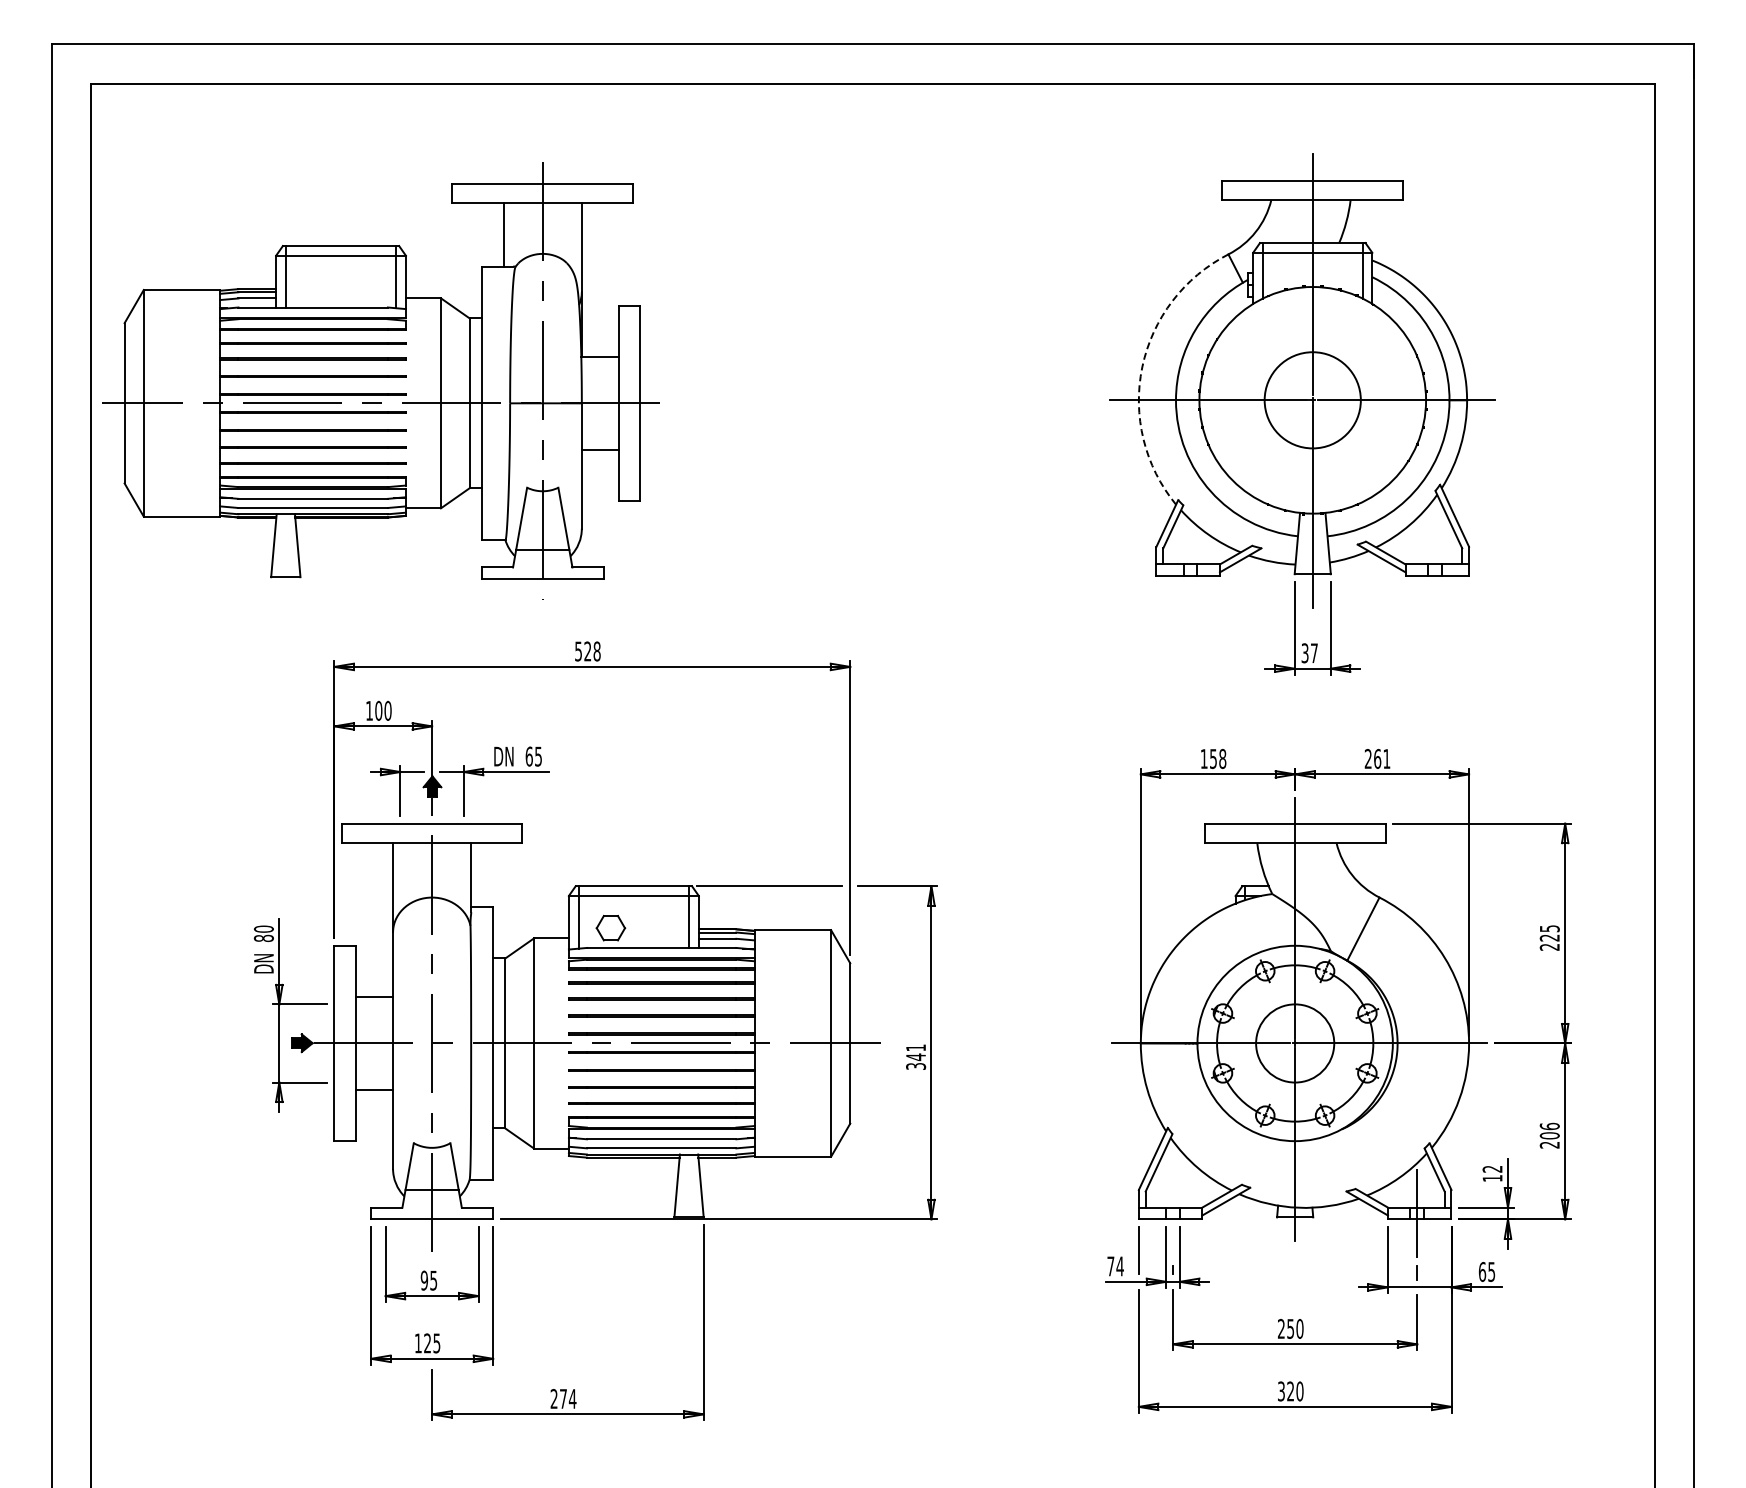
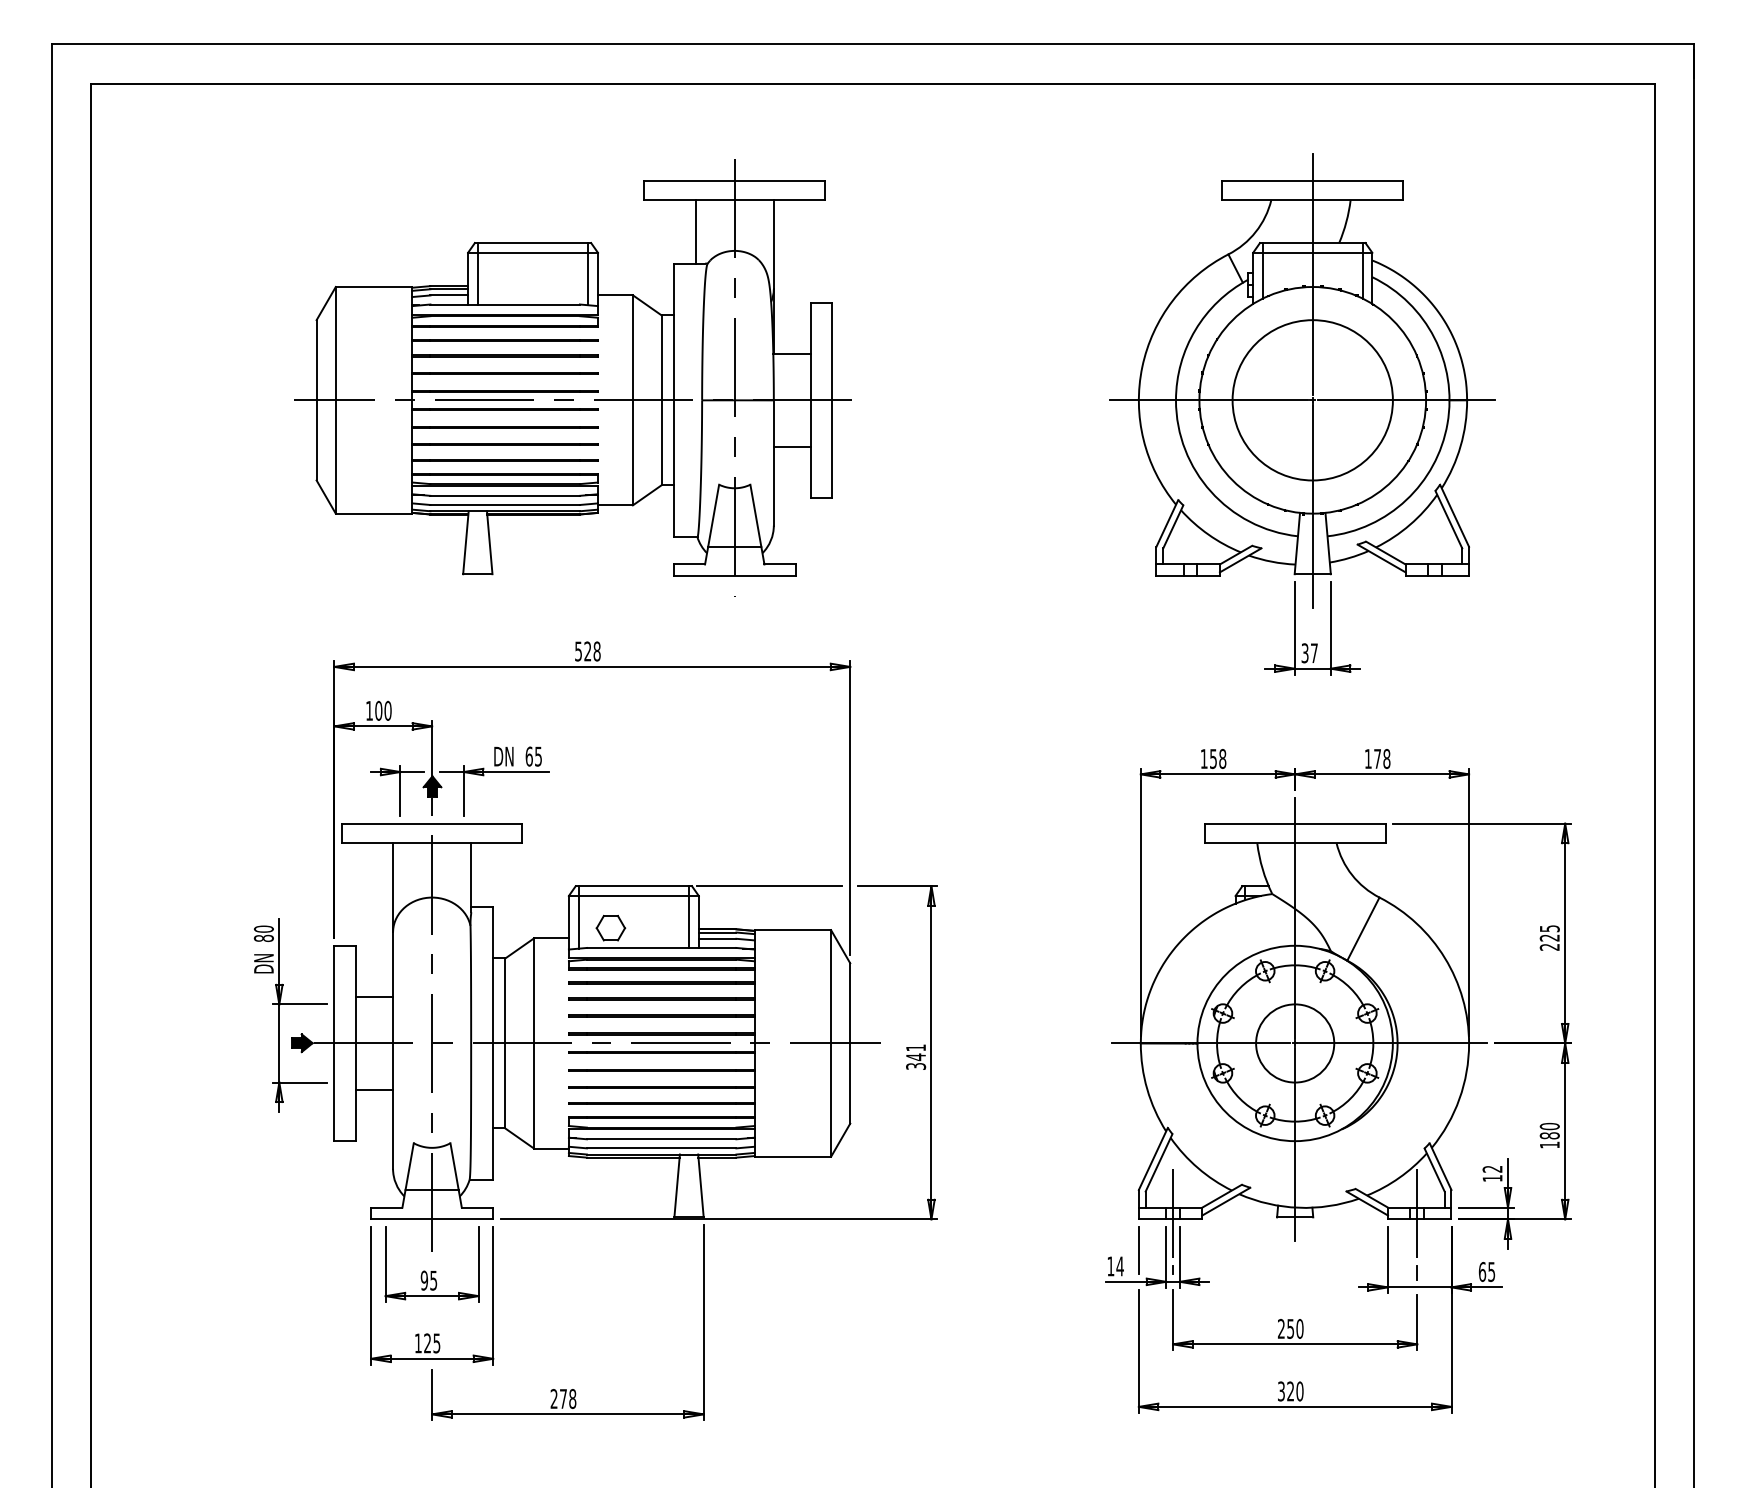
arc: dashed -> solid (1142, 367)
part position: (380, 380) -> (572, 377) (572, 377)
circle diameter: 96 px -> 160 px (1312, 400)
text: 261 -> 178 (1377, 758)
text: 206 -> 180 (1549, 1135)
line: none -> present (1173, 1213)
text: 74 -> 14 (1110, 1266)
text: 274 -> 278 (572, 1399)
